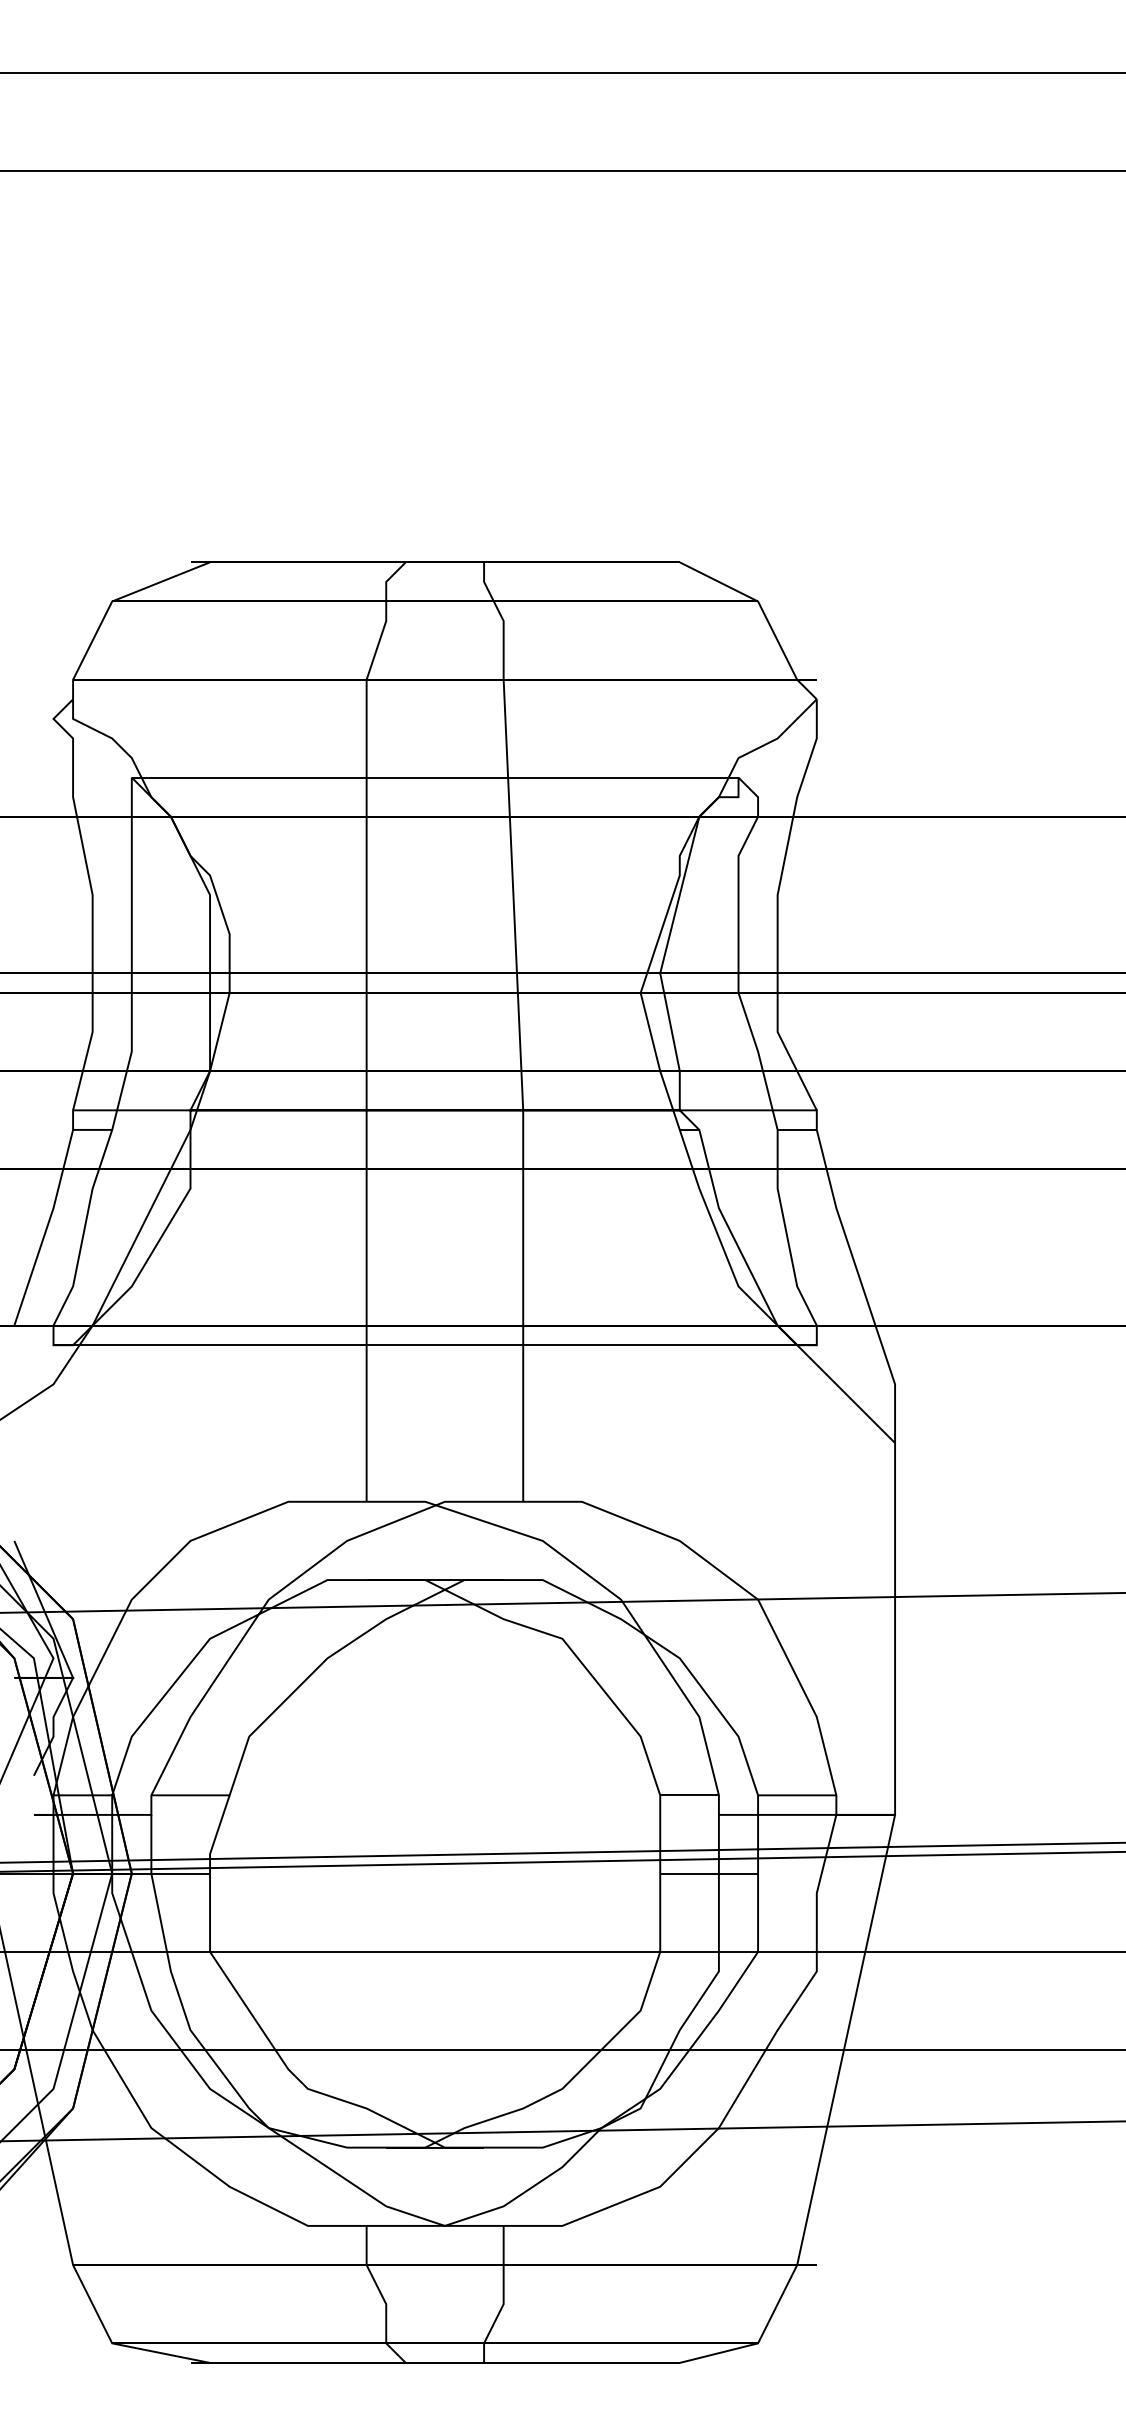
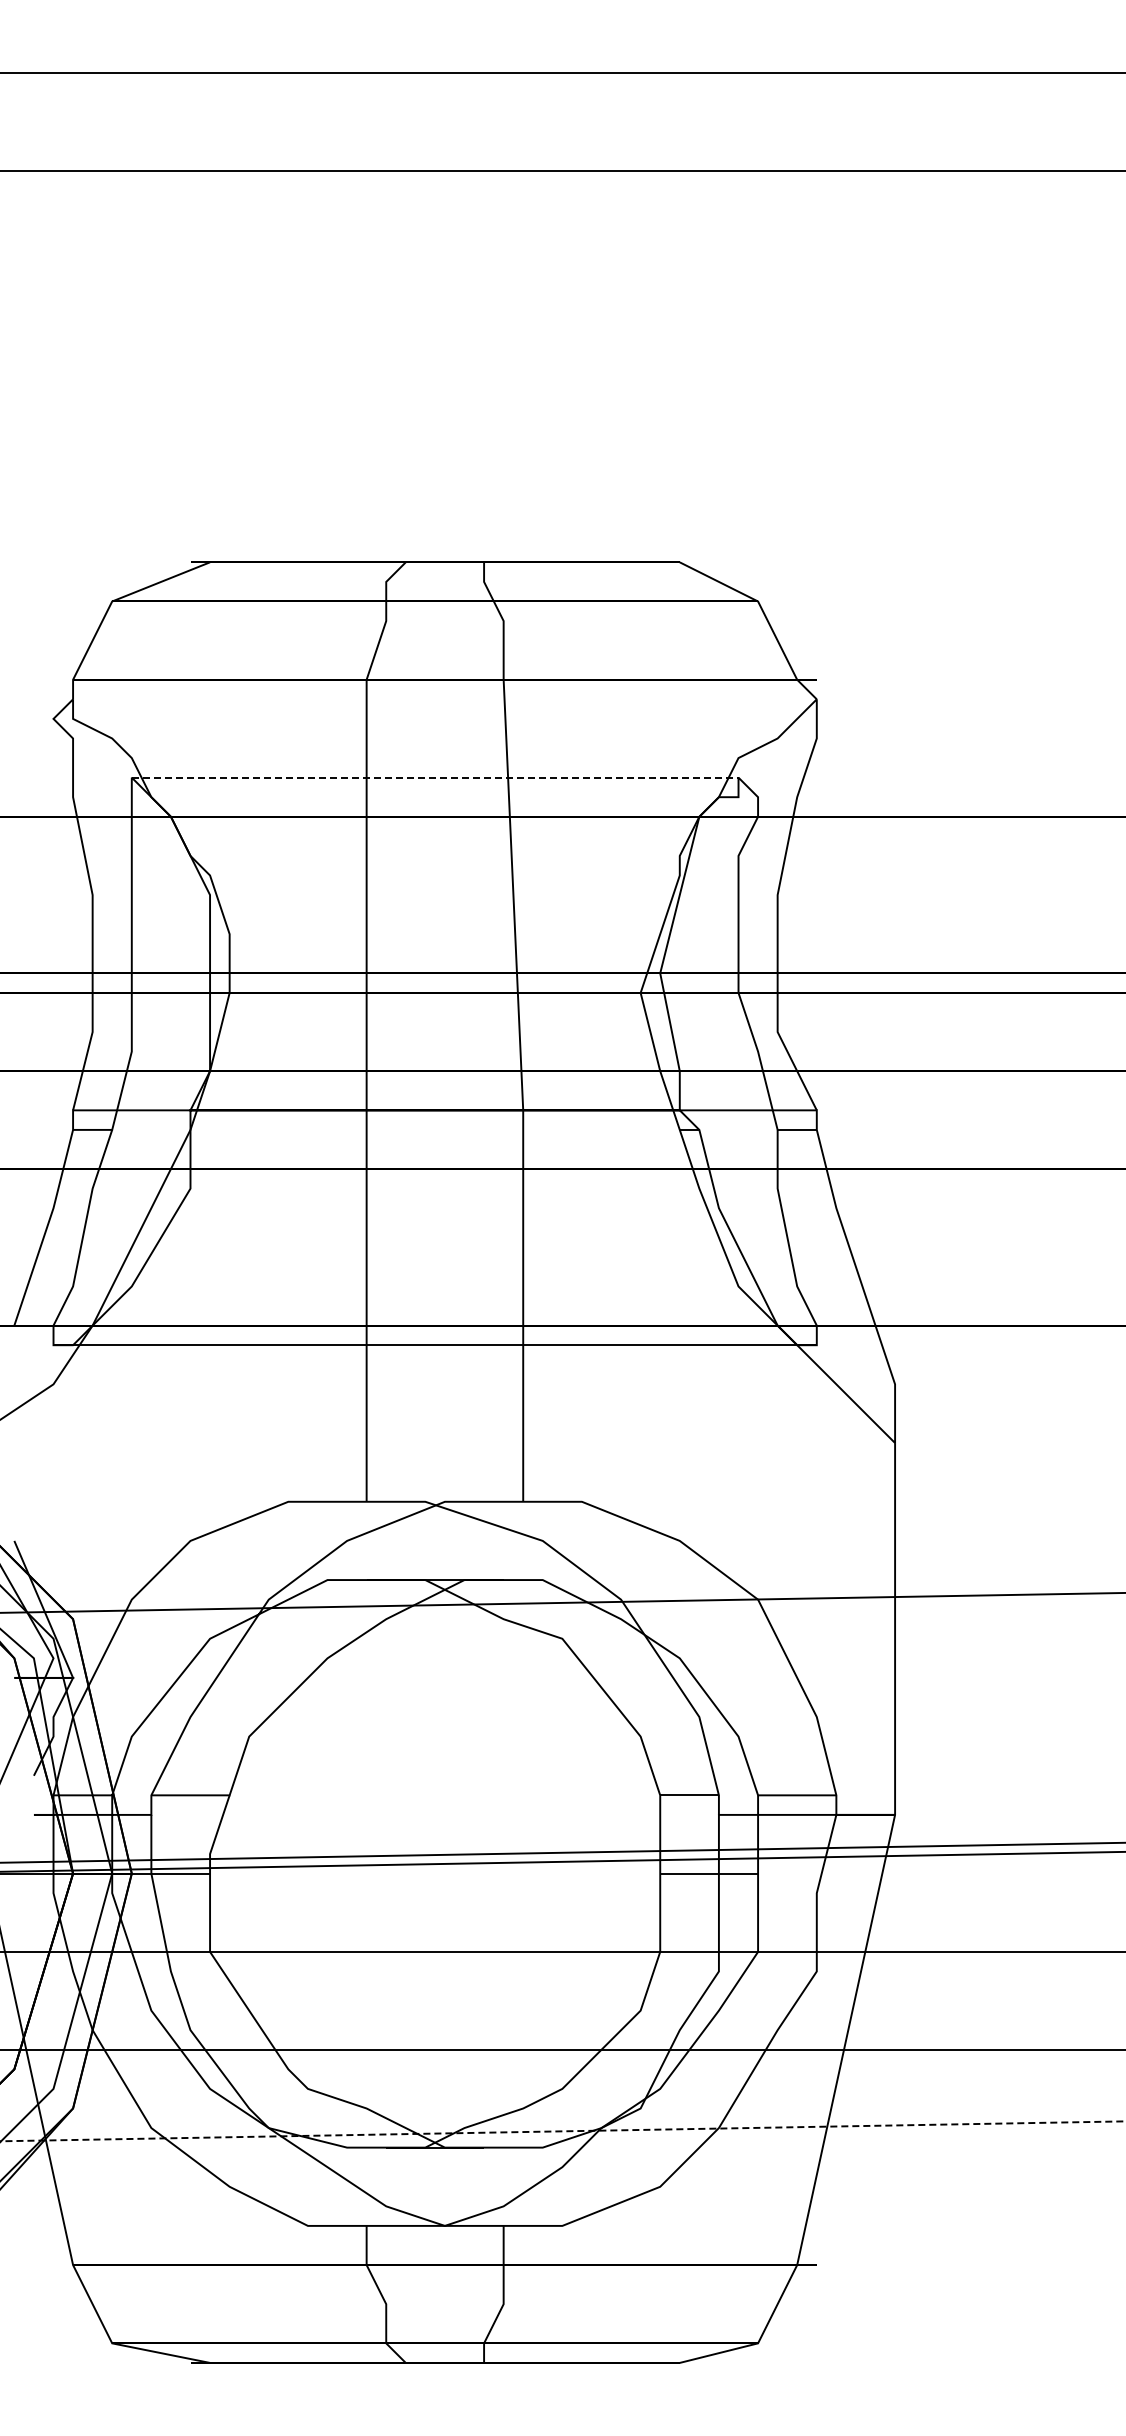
line: solid -> dashed (435, 777)
line: solid -> dashed (563, 2131)
